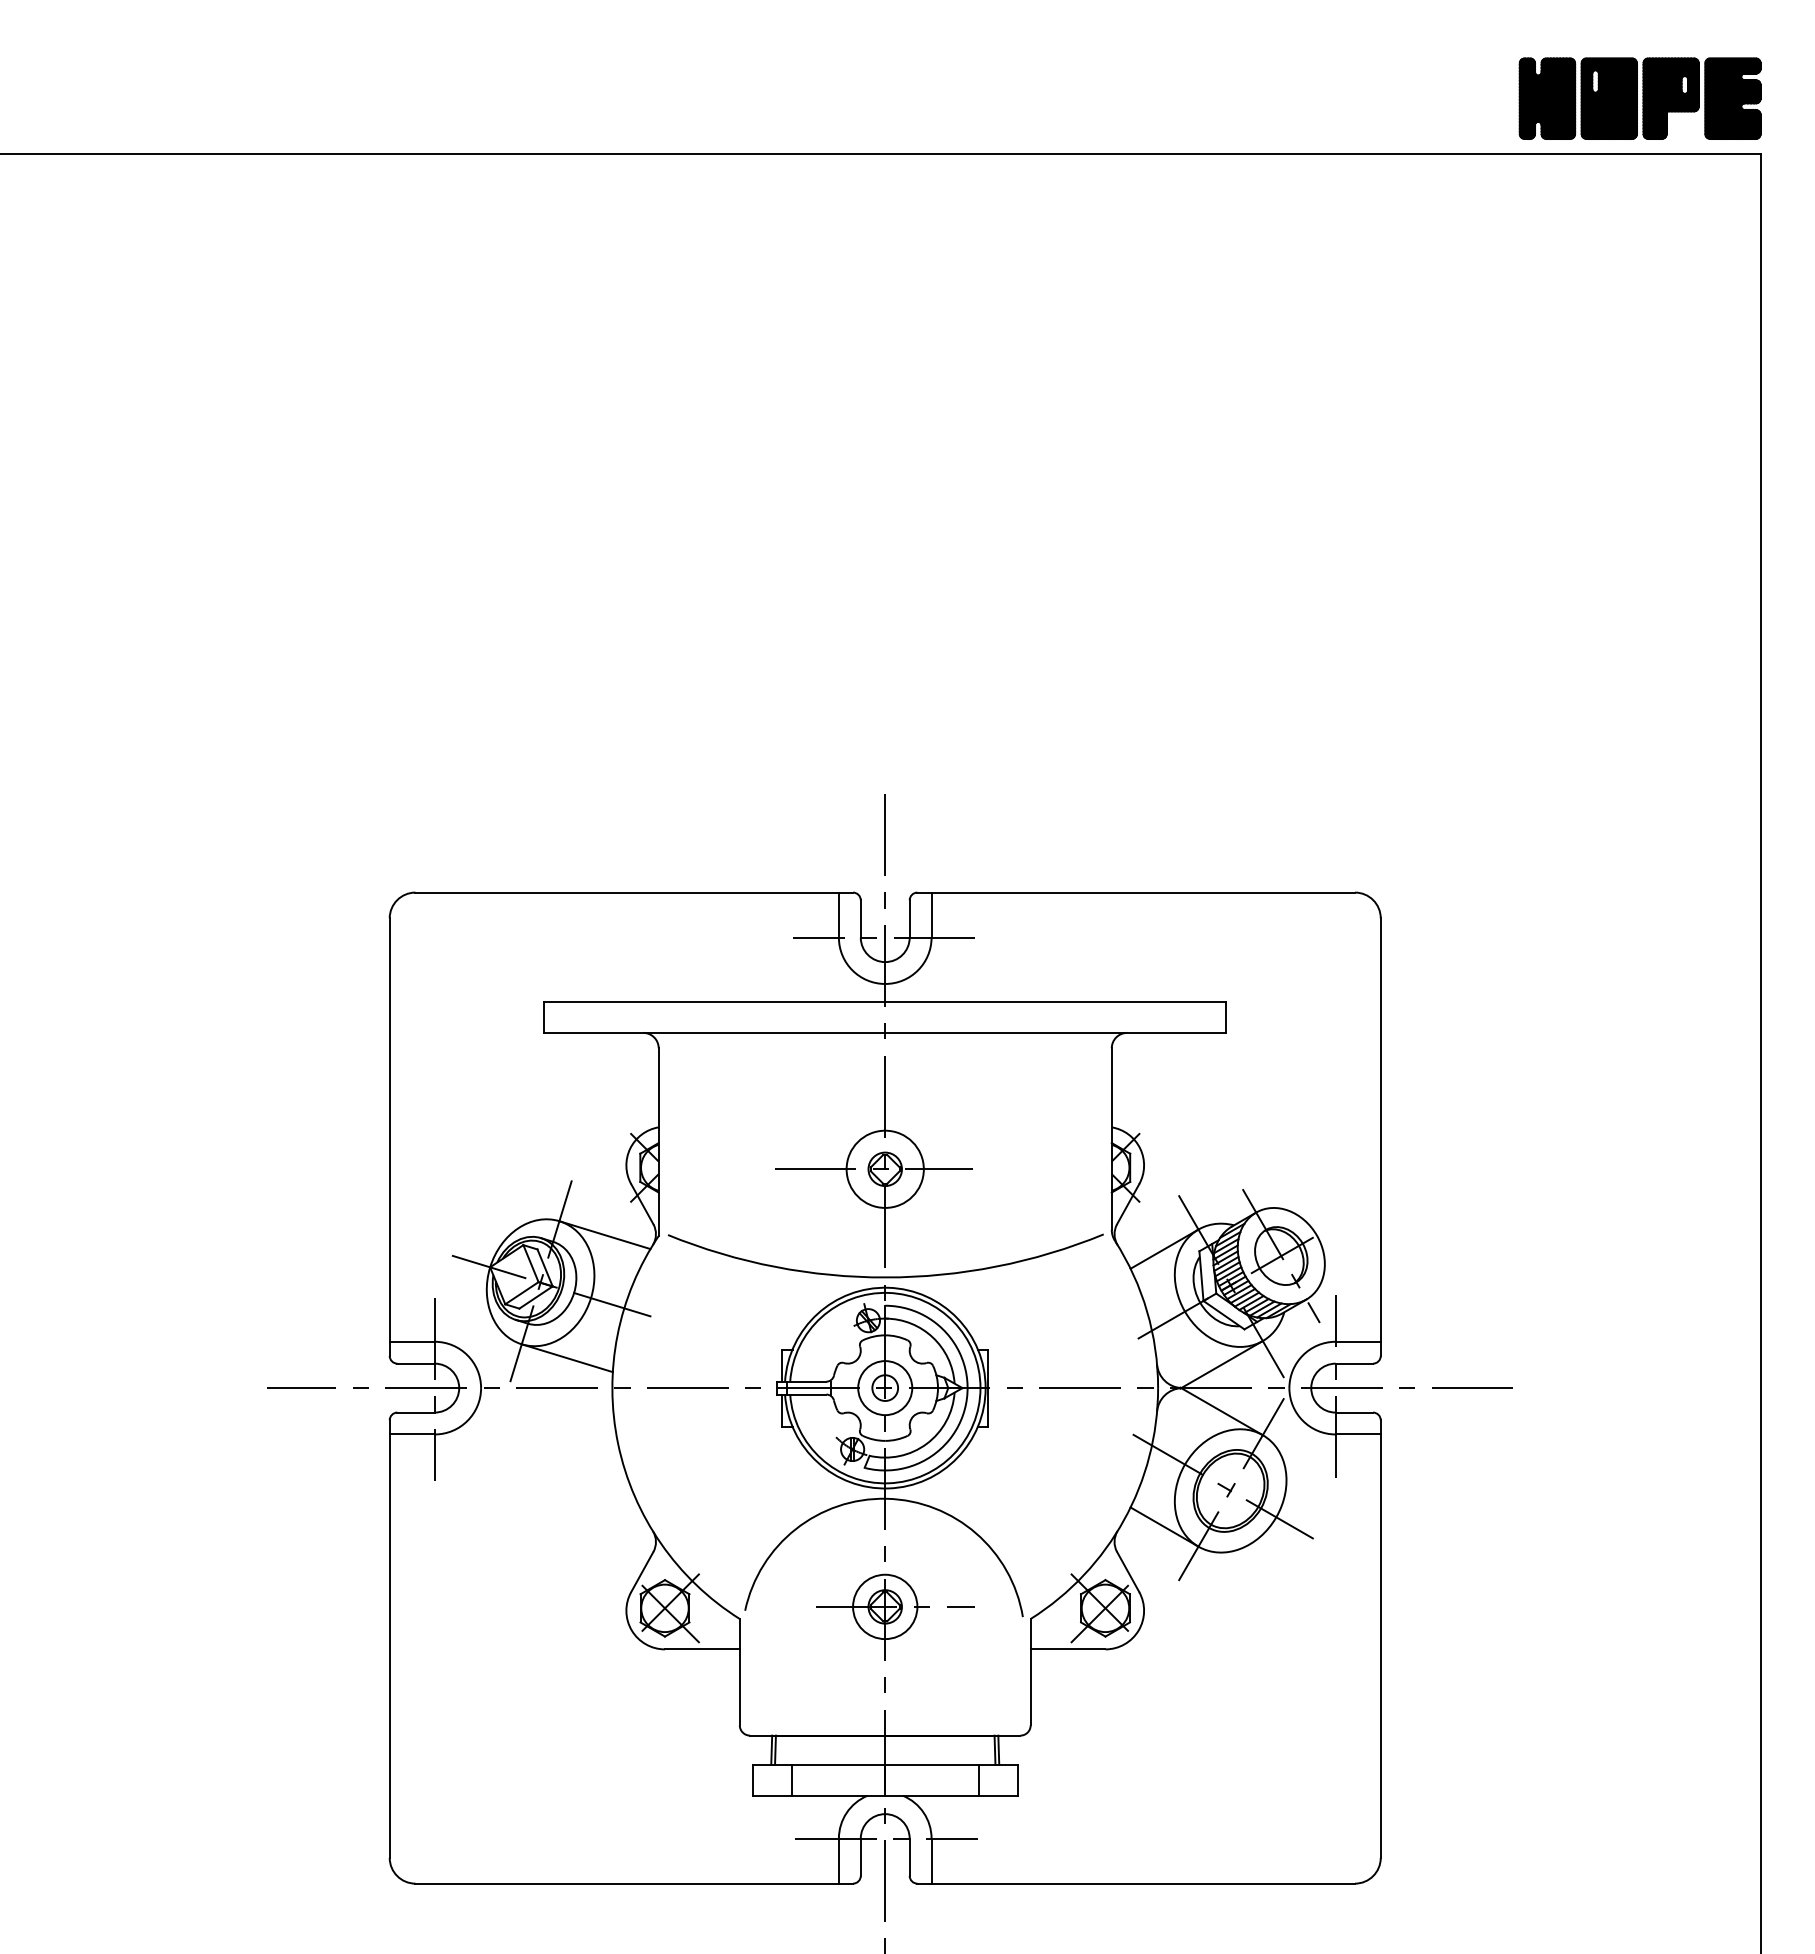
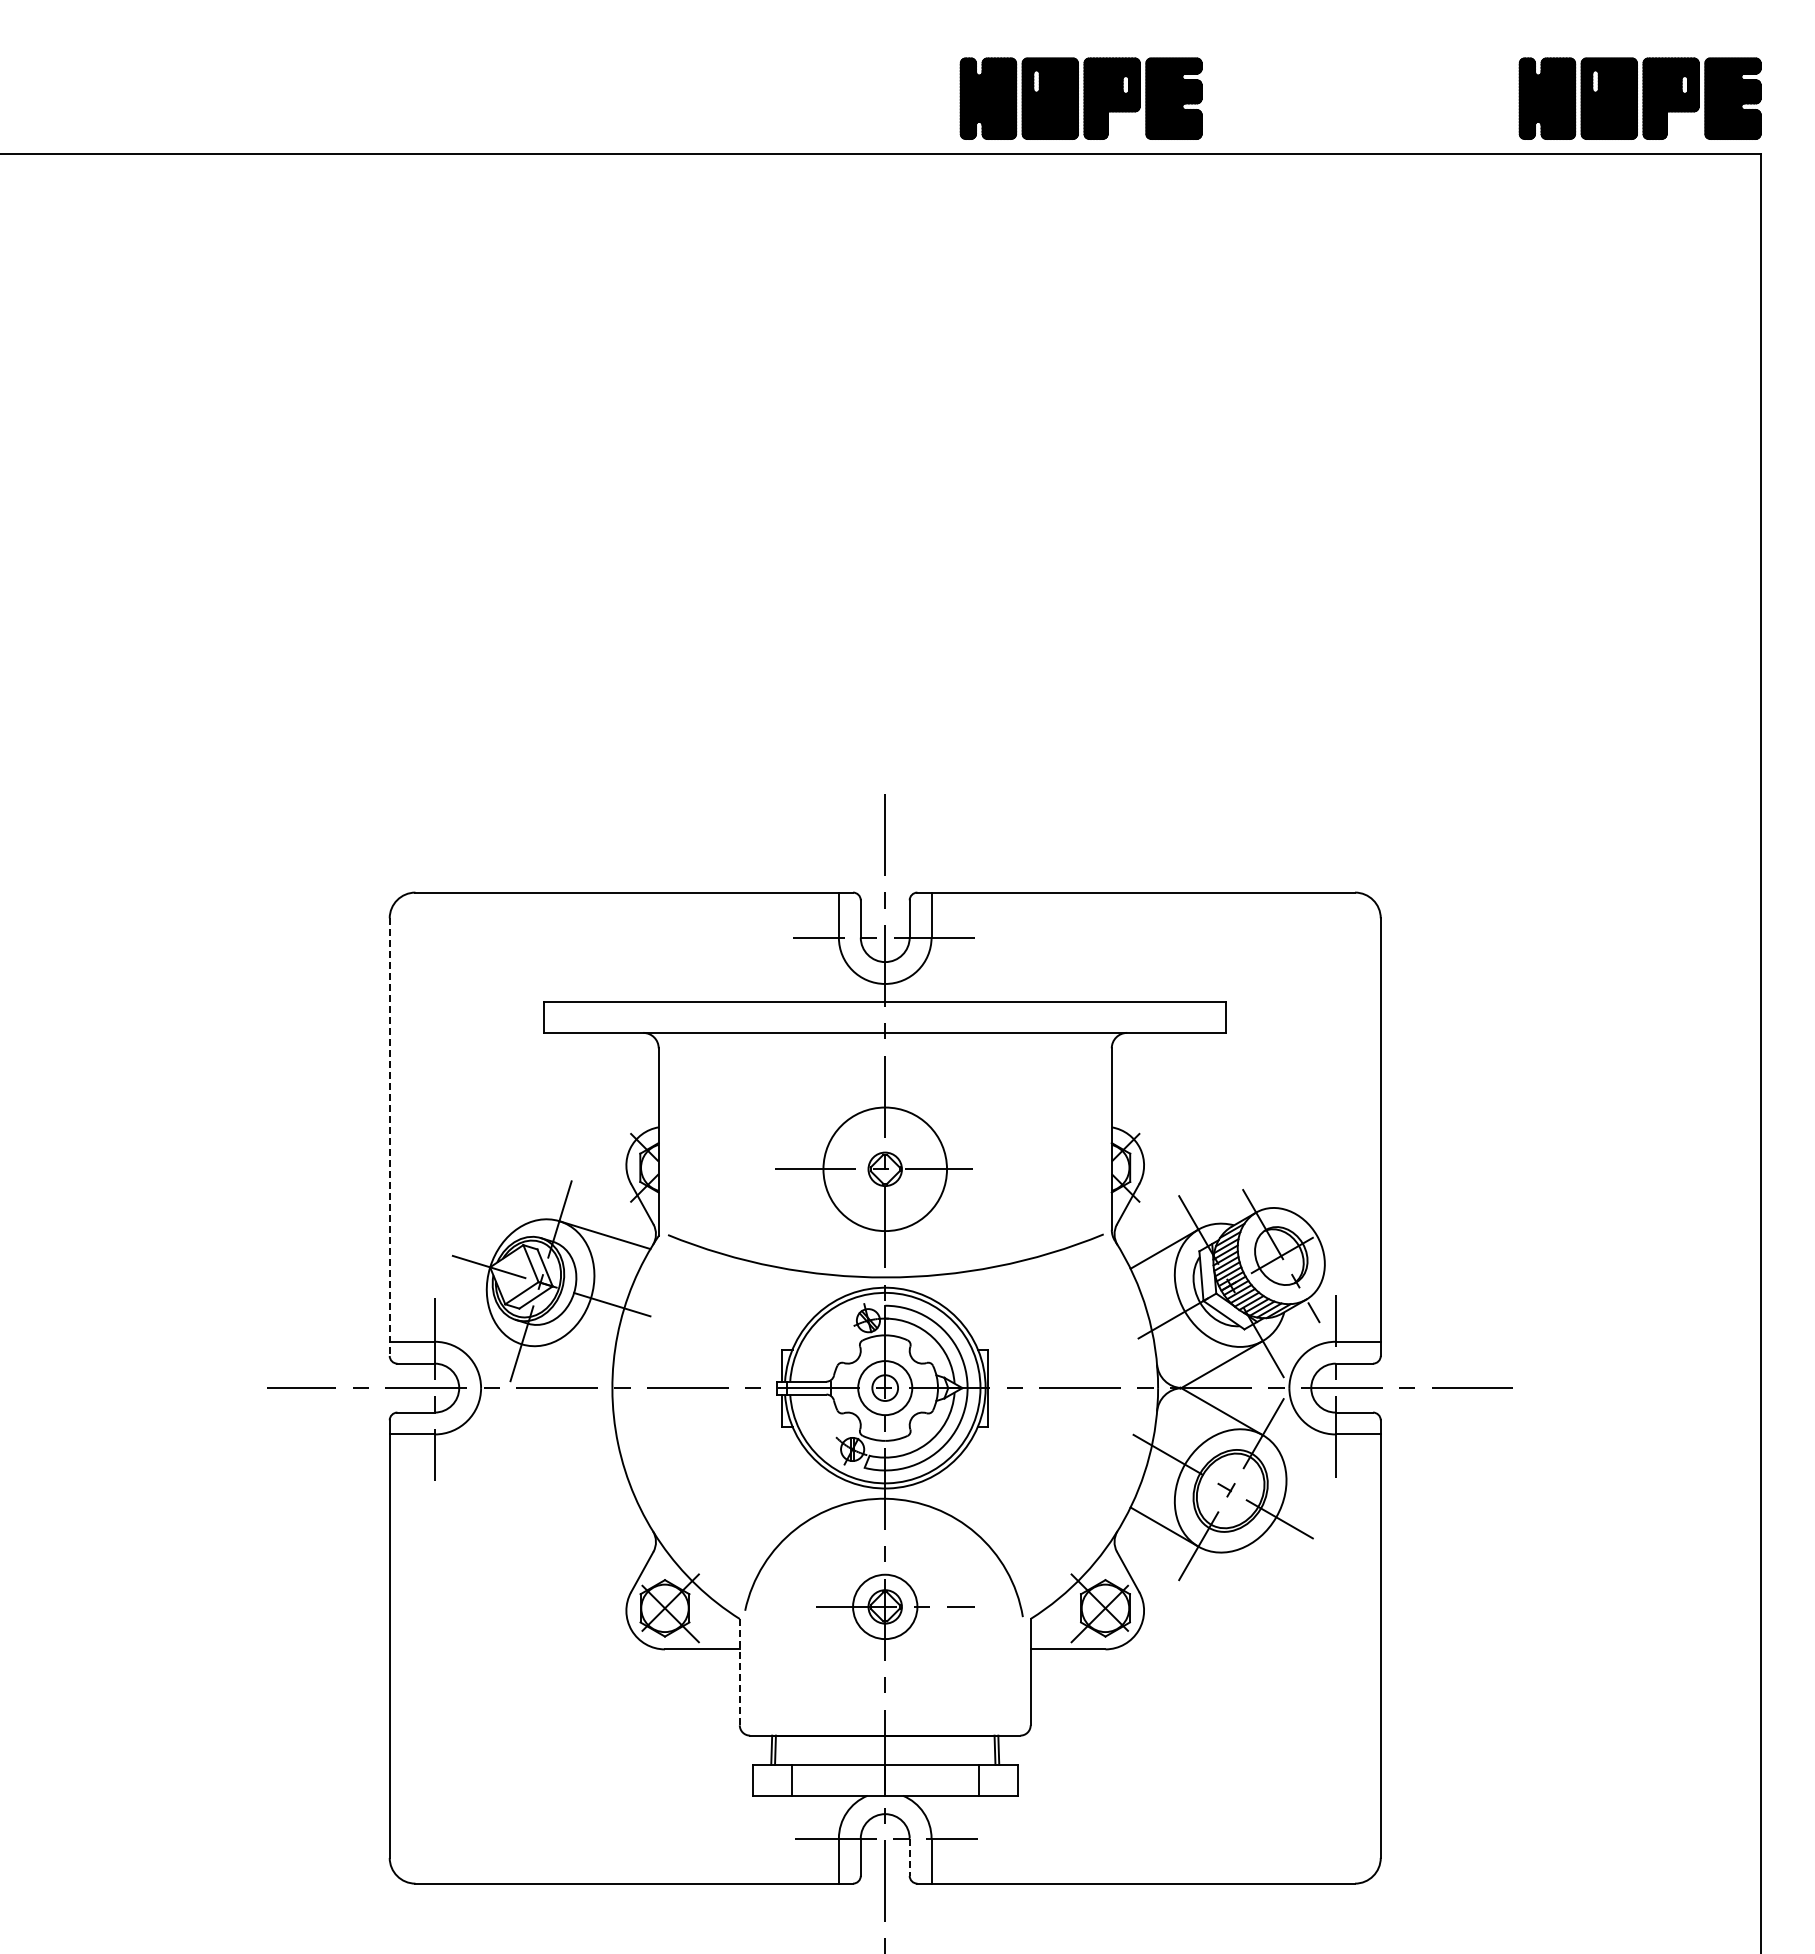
part: none -> present (1080, 98)
line: solid -> dashed (389, 1137)
circle diameter: 77 px -> 124 px (885, 1169)
line: present -> none (566, 1358)
line: solid -> dashed (739, 1672)
line: solid -> dashed (909, 1857)
